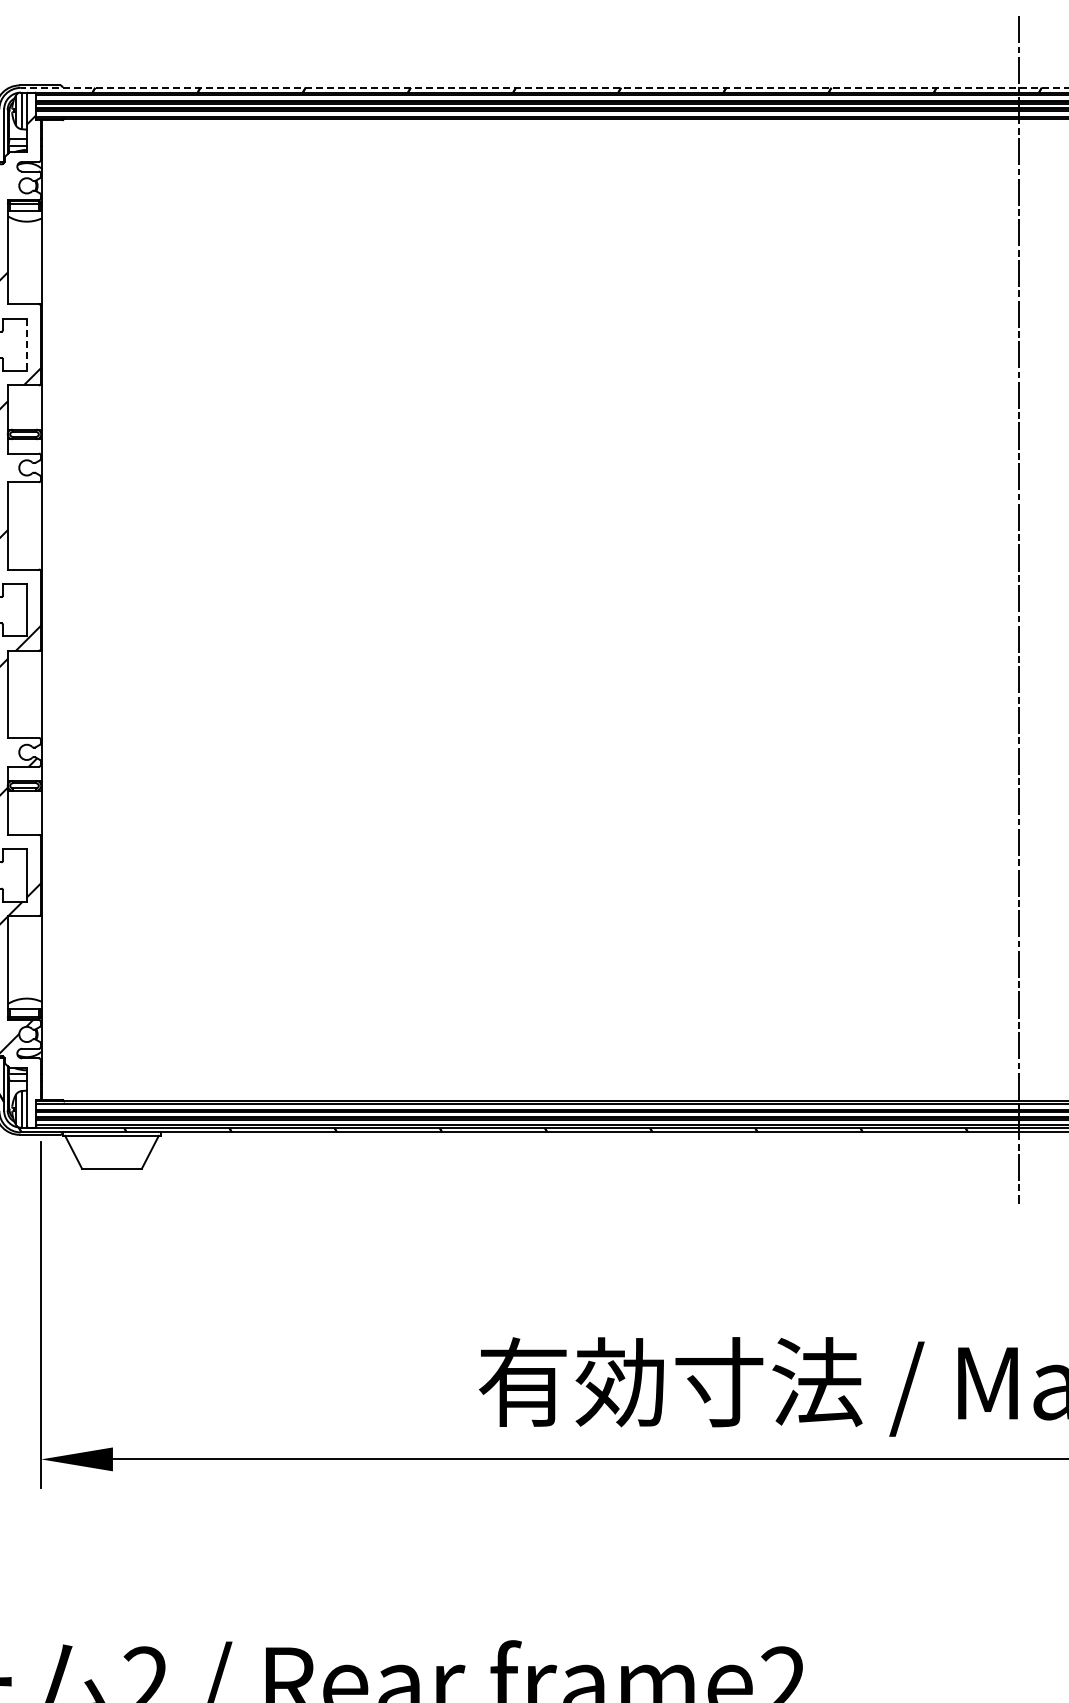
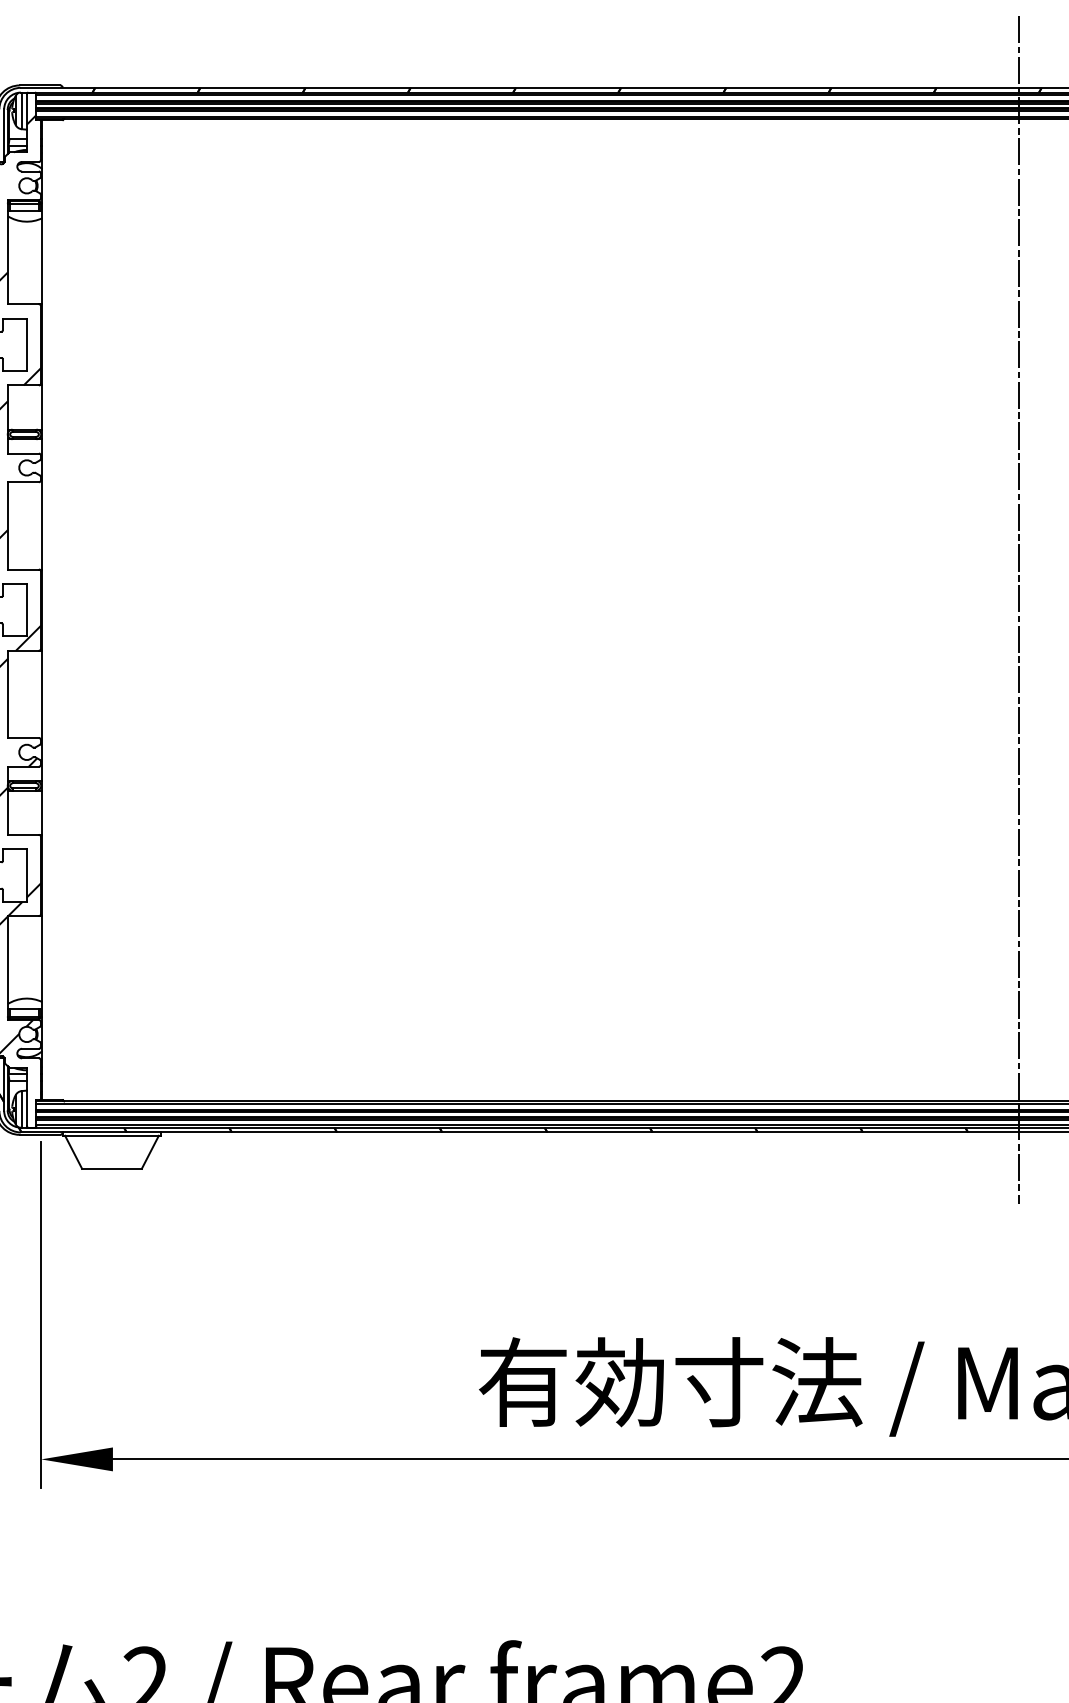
line: dashed -> solid (544, 87)
line: dashed -> solid (26, 345)
